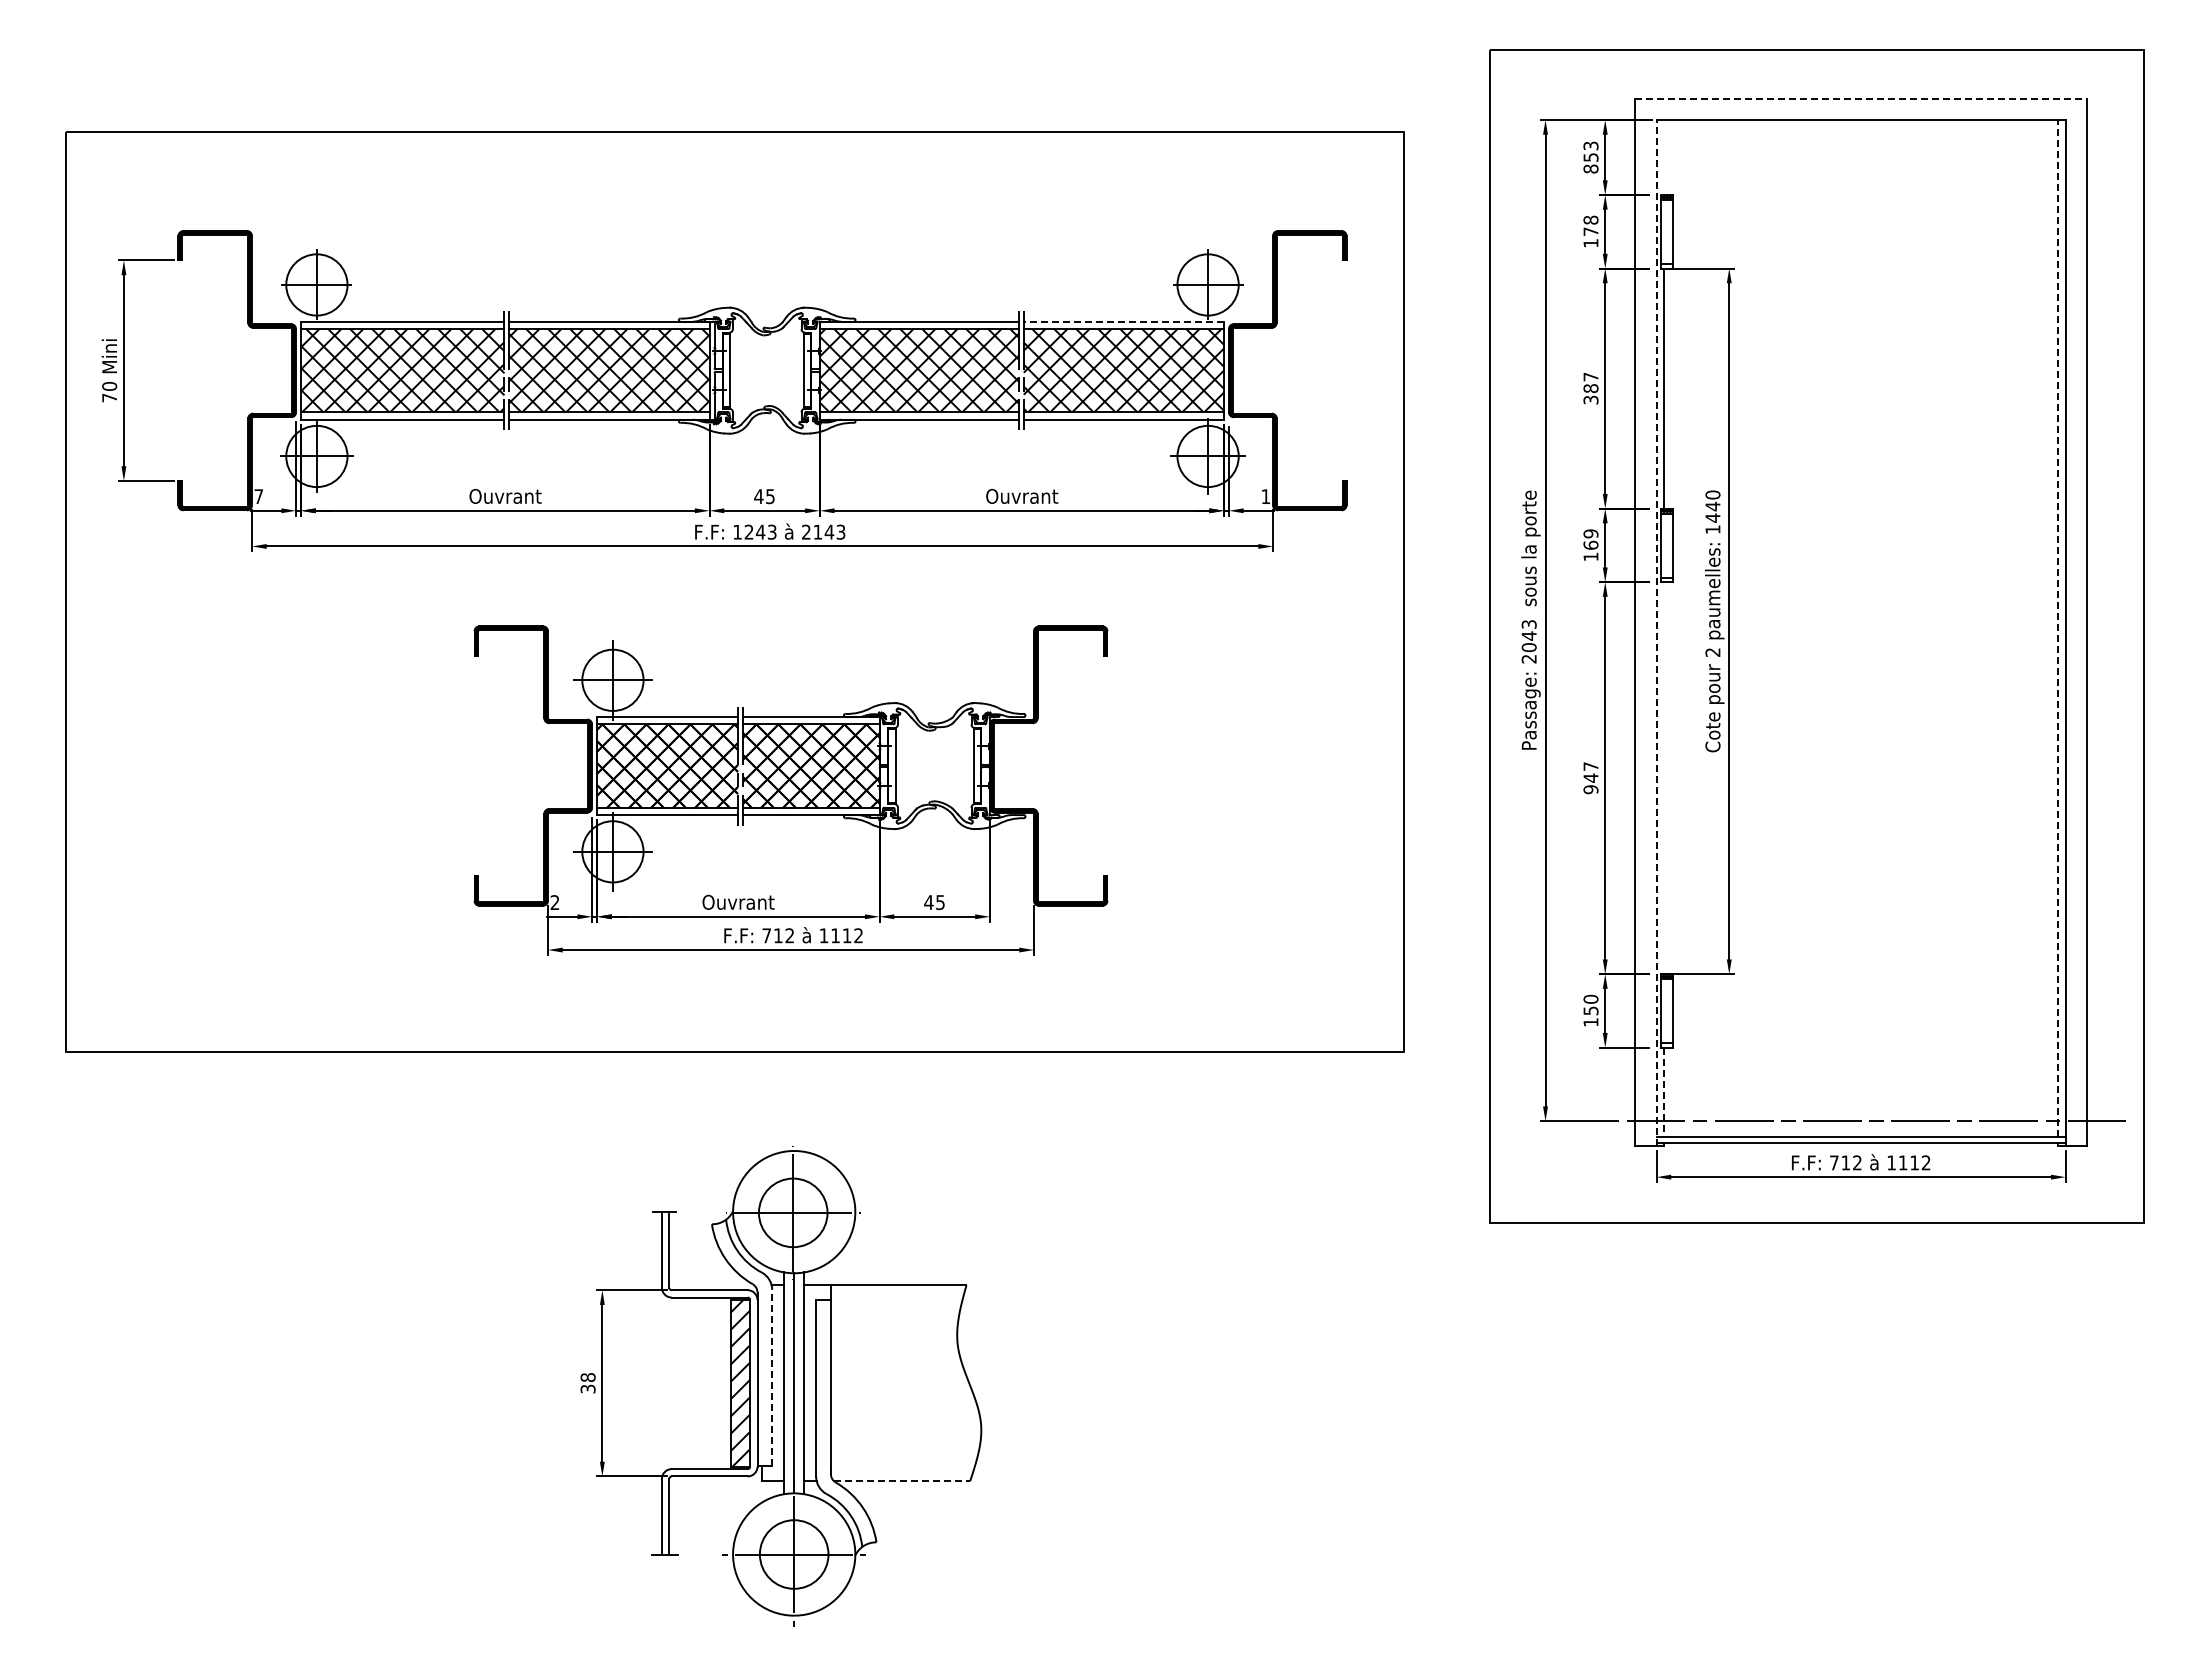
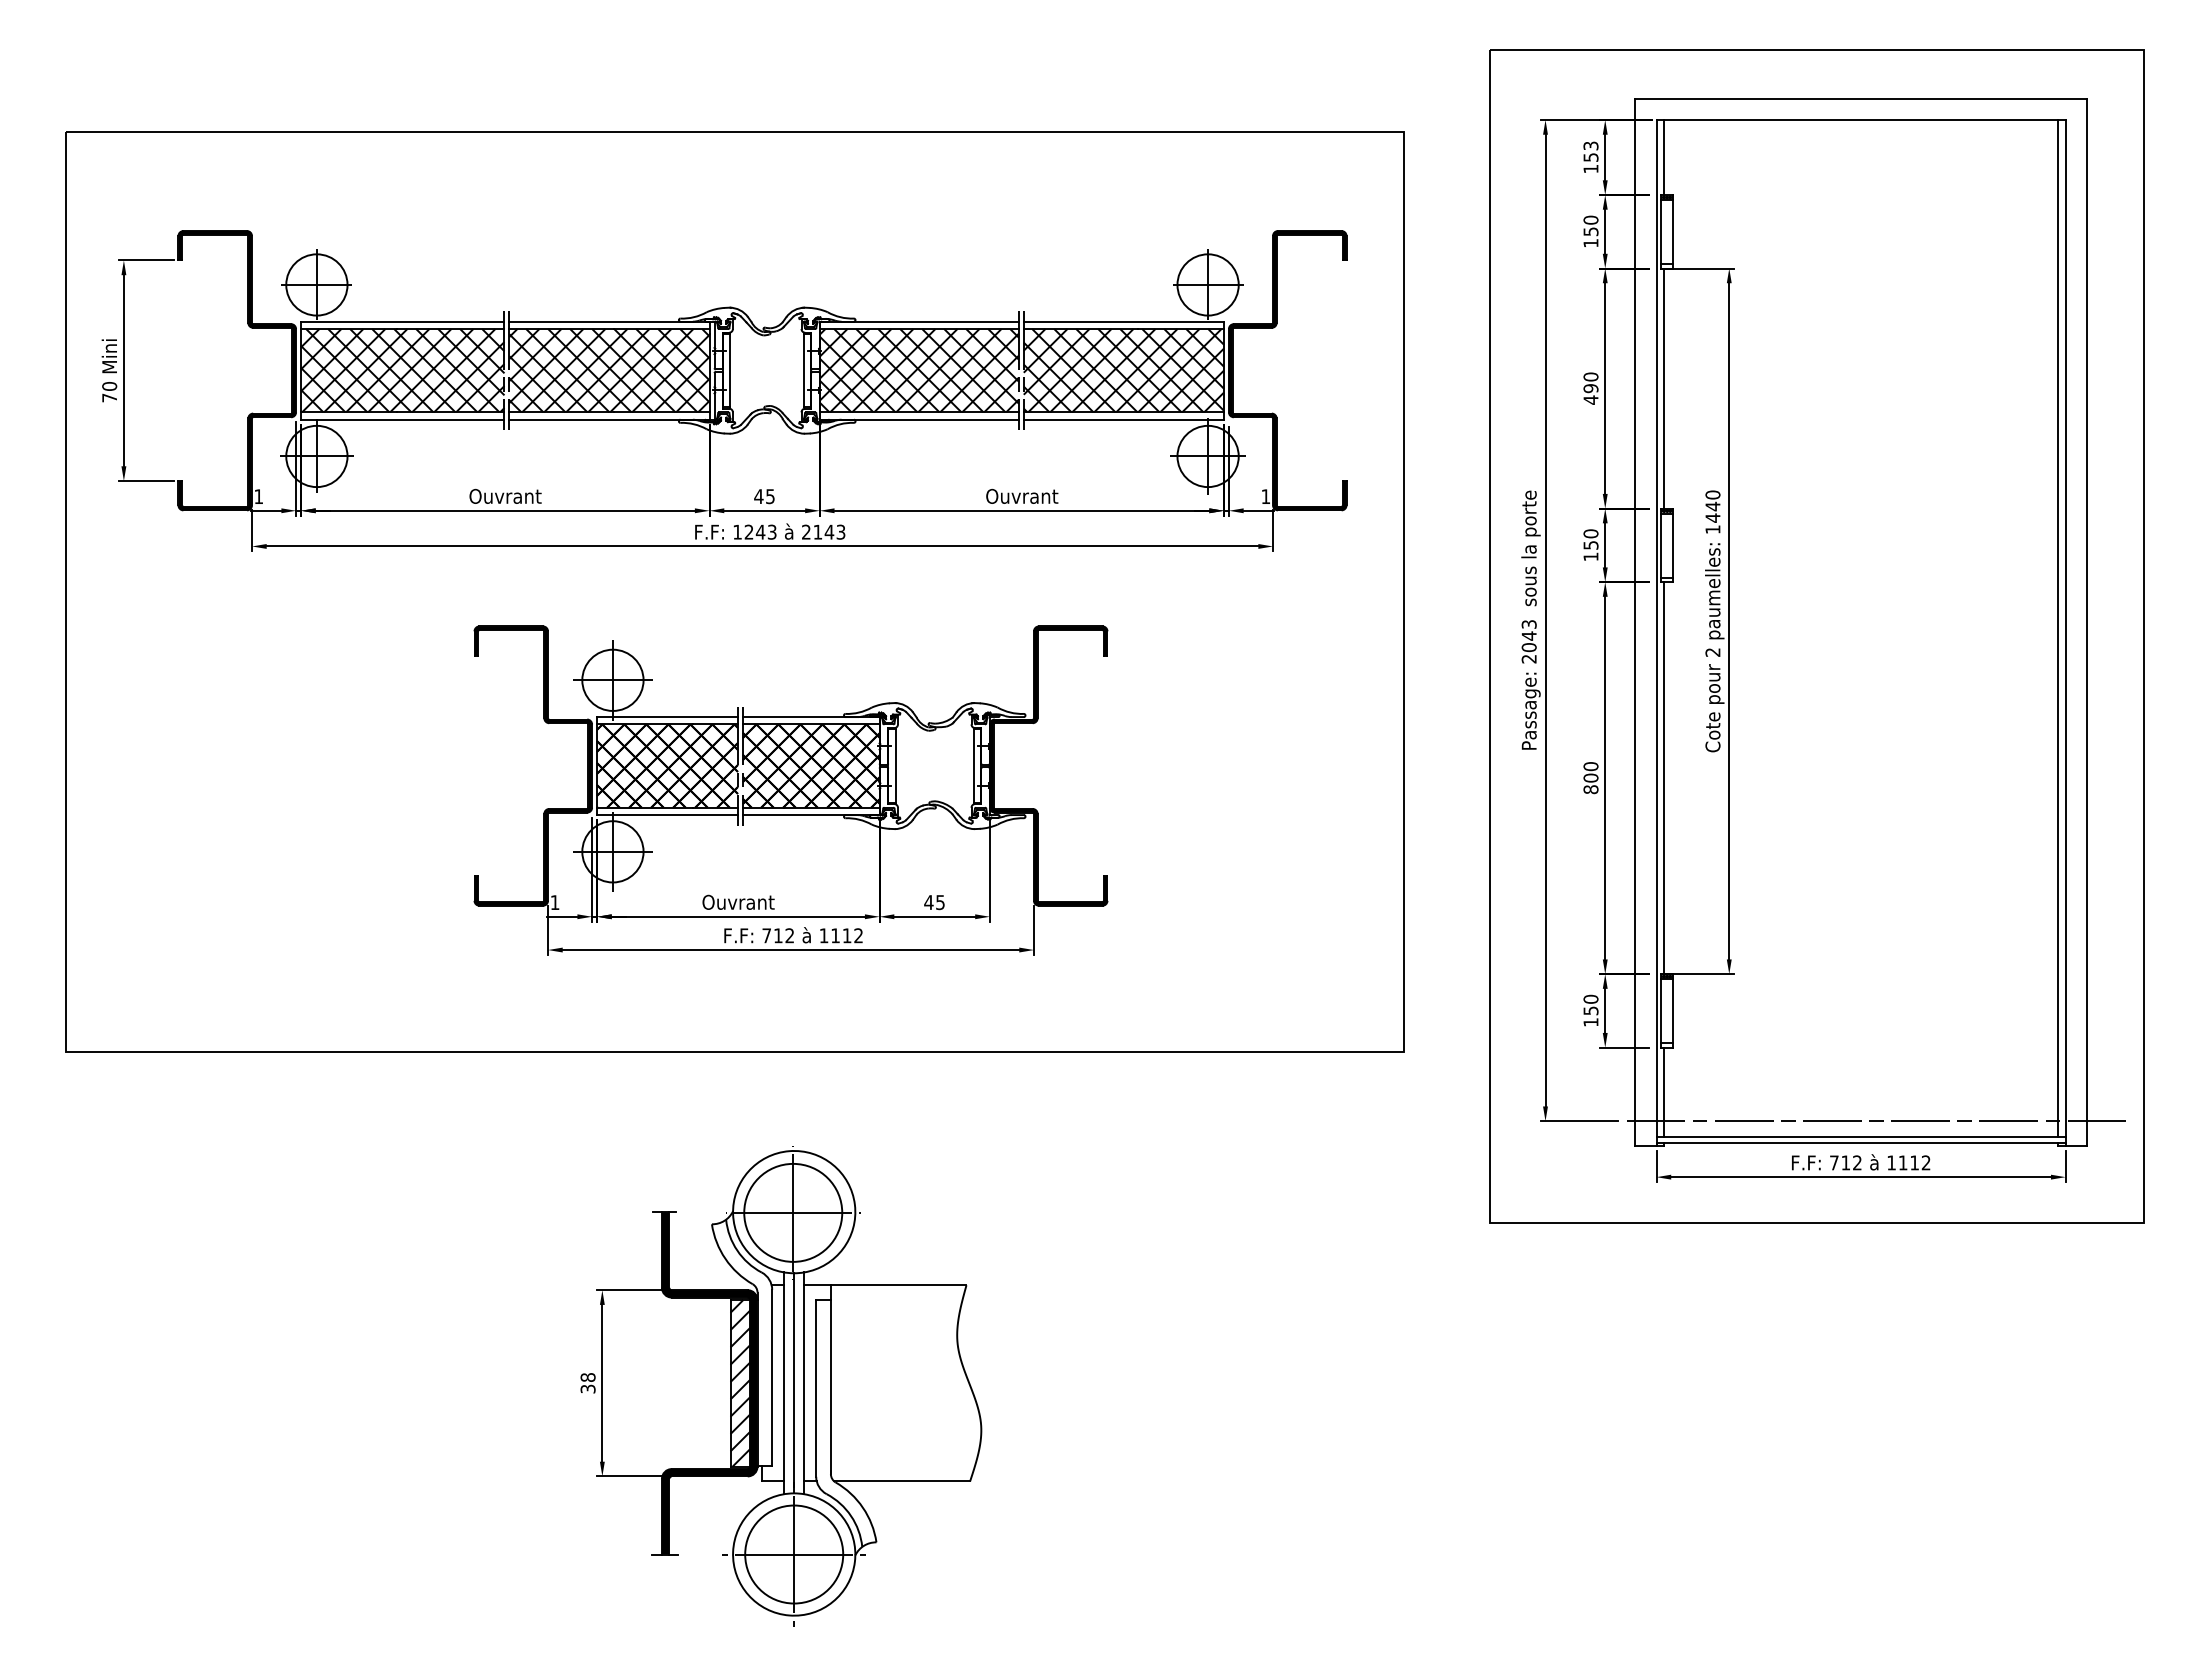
line: dashed -> solid (1861, 99)
line: none -> present (1663, 157)
text: 853 -> 153 (1590, 168)
text: 178 -> 150 (1590, 225)
line: dashed -> solid (1123, 321)
text: 387 -> 490 (1590, 388)
text: 7 -> 1 (258, 496)
text: 169 -> 150 (1590, 539)
line: dashed -> solid (2058, 628)
line: dashed -> solid (1656, 632)
text: 947 -> 800 (1590, 778)
line: none -> present (1663, 778)
text: 2 -> 1 (554, 902)
line: dashed -> solid (1663, 1092)
circle diameter: 69 px -> 98 px (793, 1212)
line: dashed -> solid (772, 1377)
fill: none -> present (709, 1383)
line: dashed -> solid (902, 1481)
circle diameter: 69 px -> 98 px (794, 1554)
